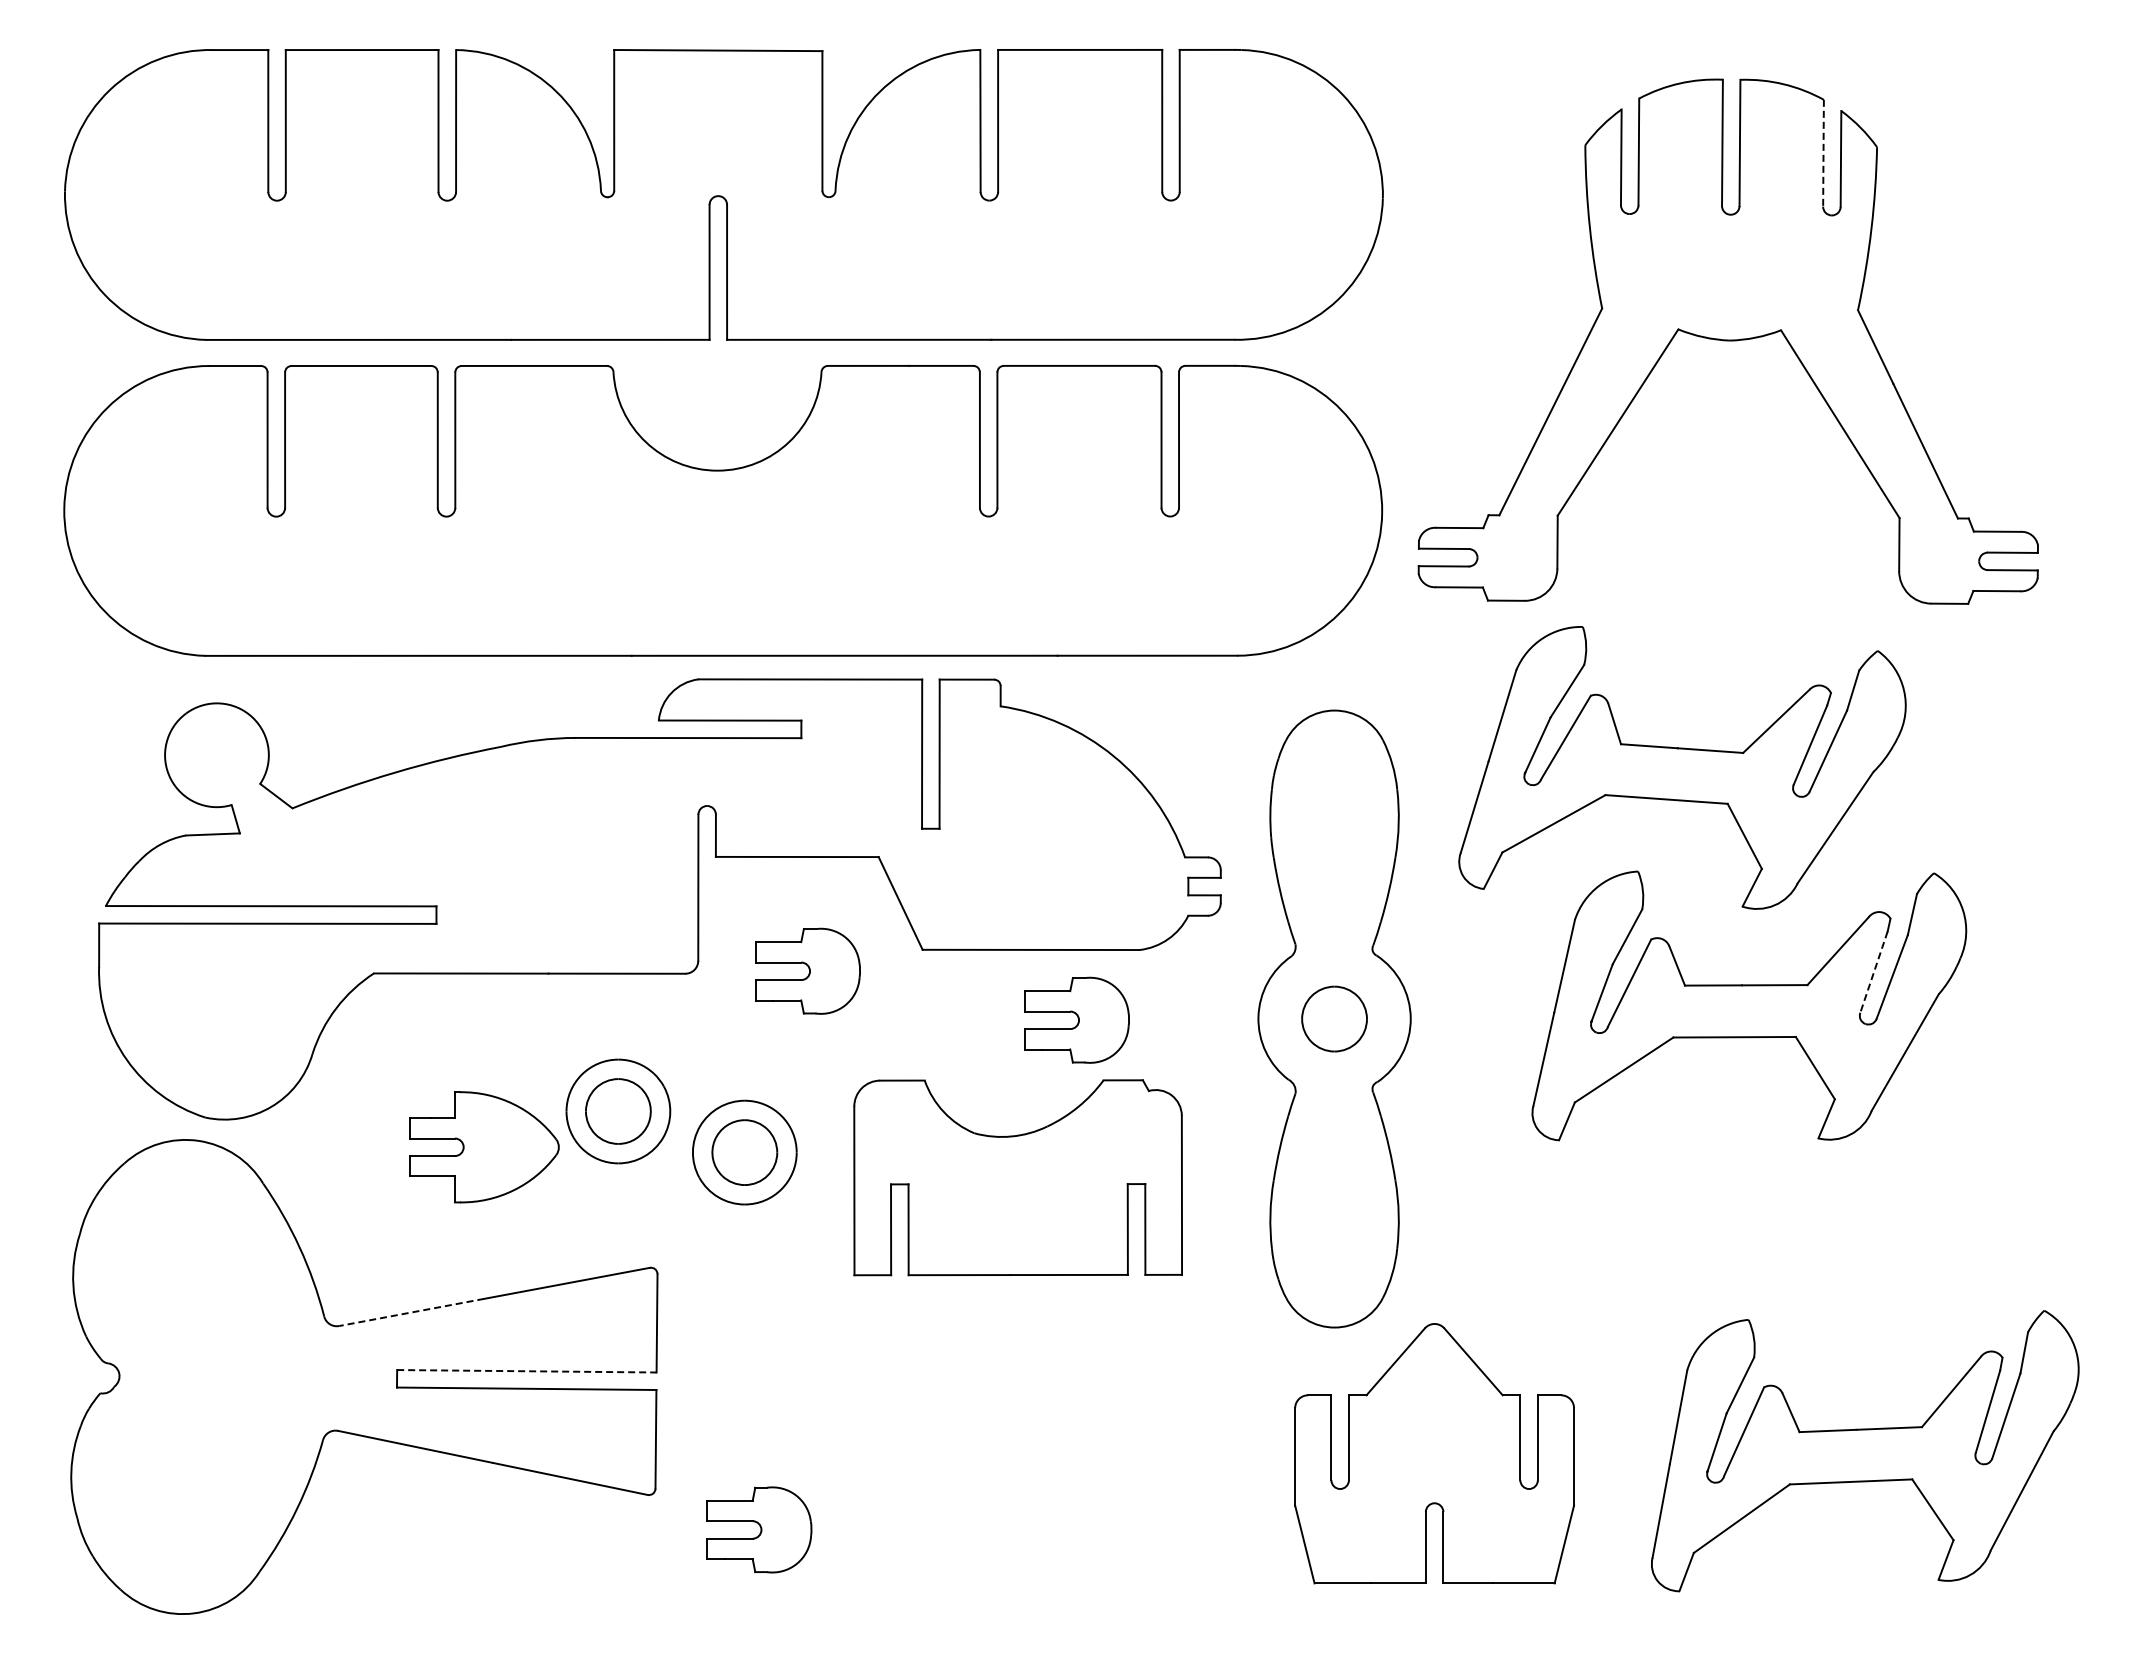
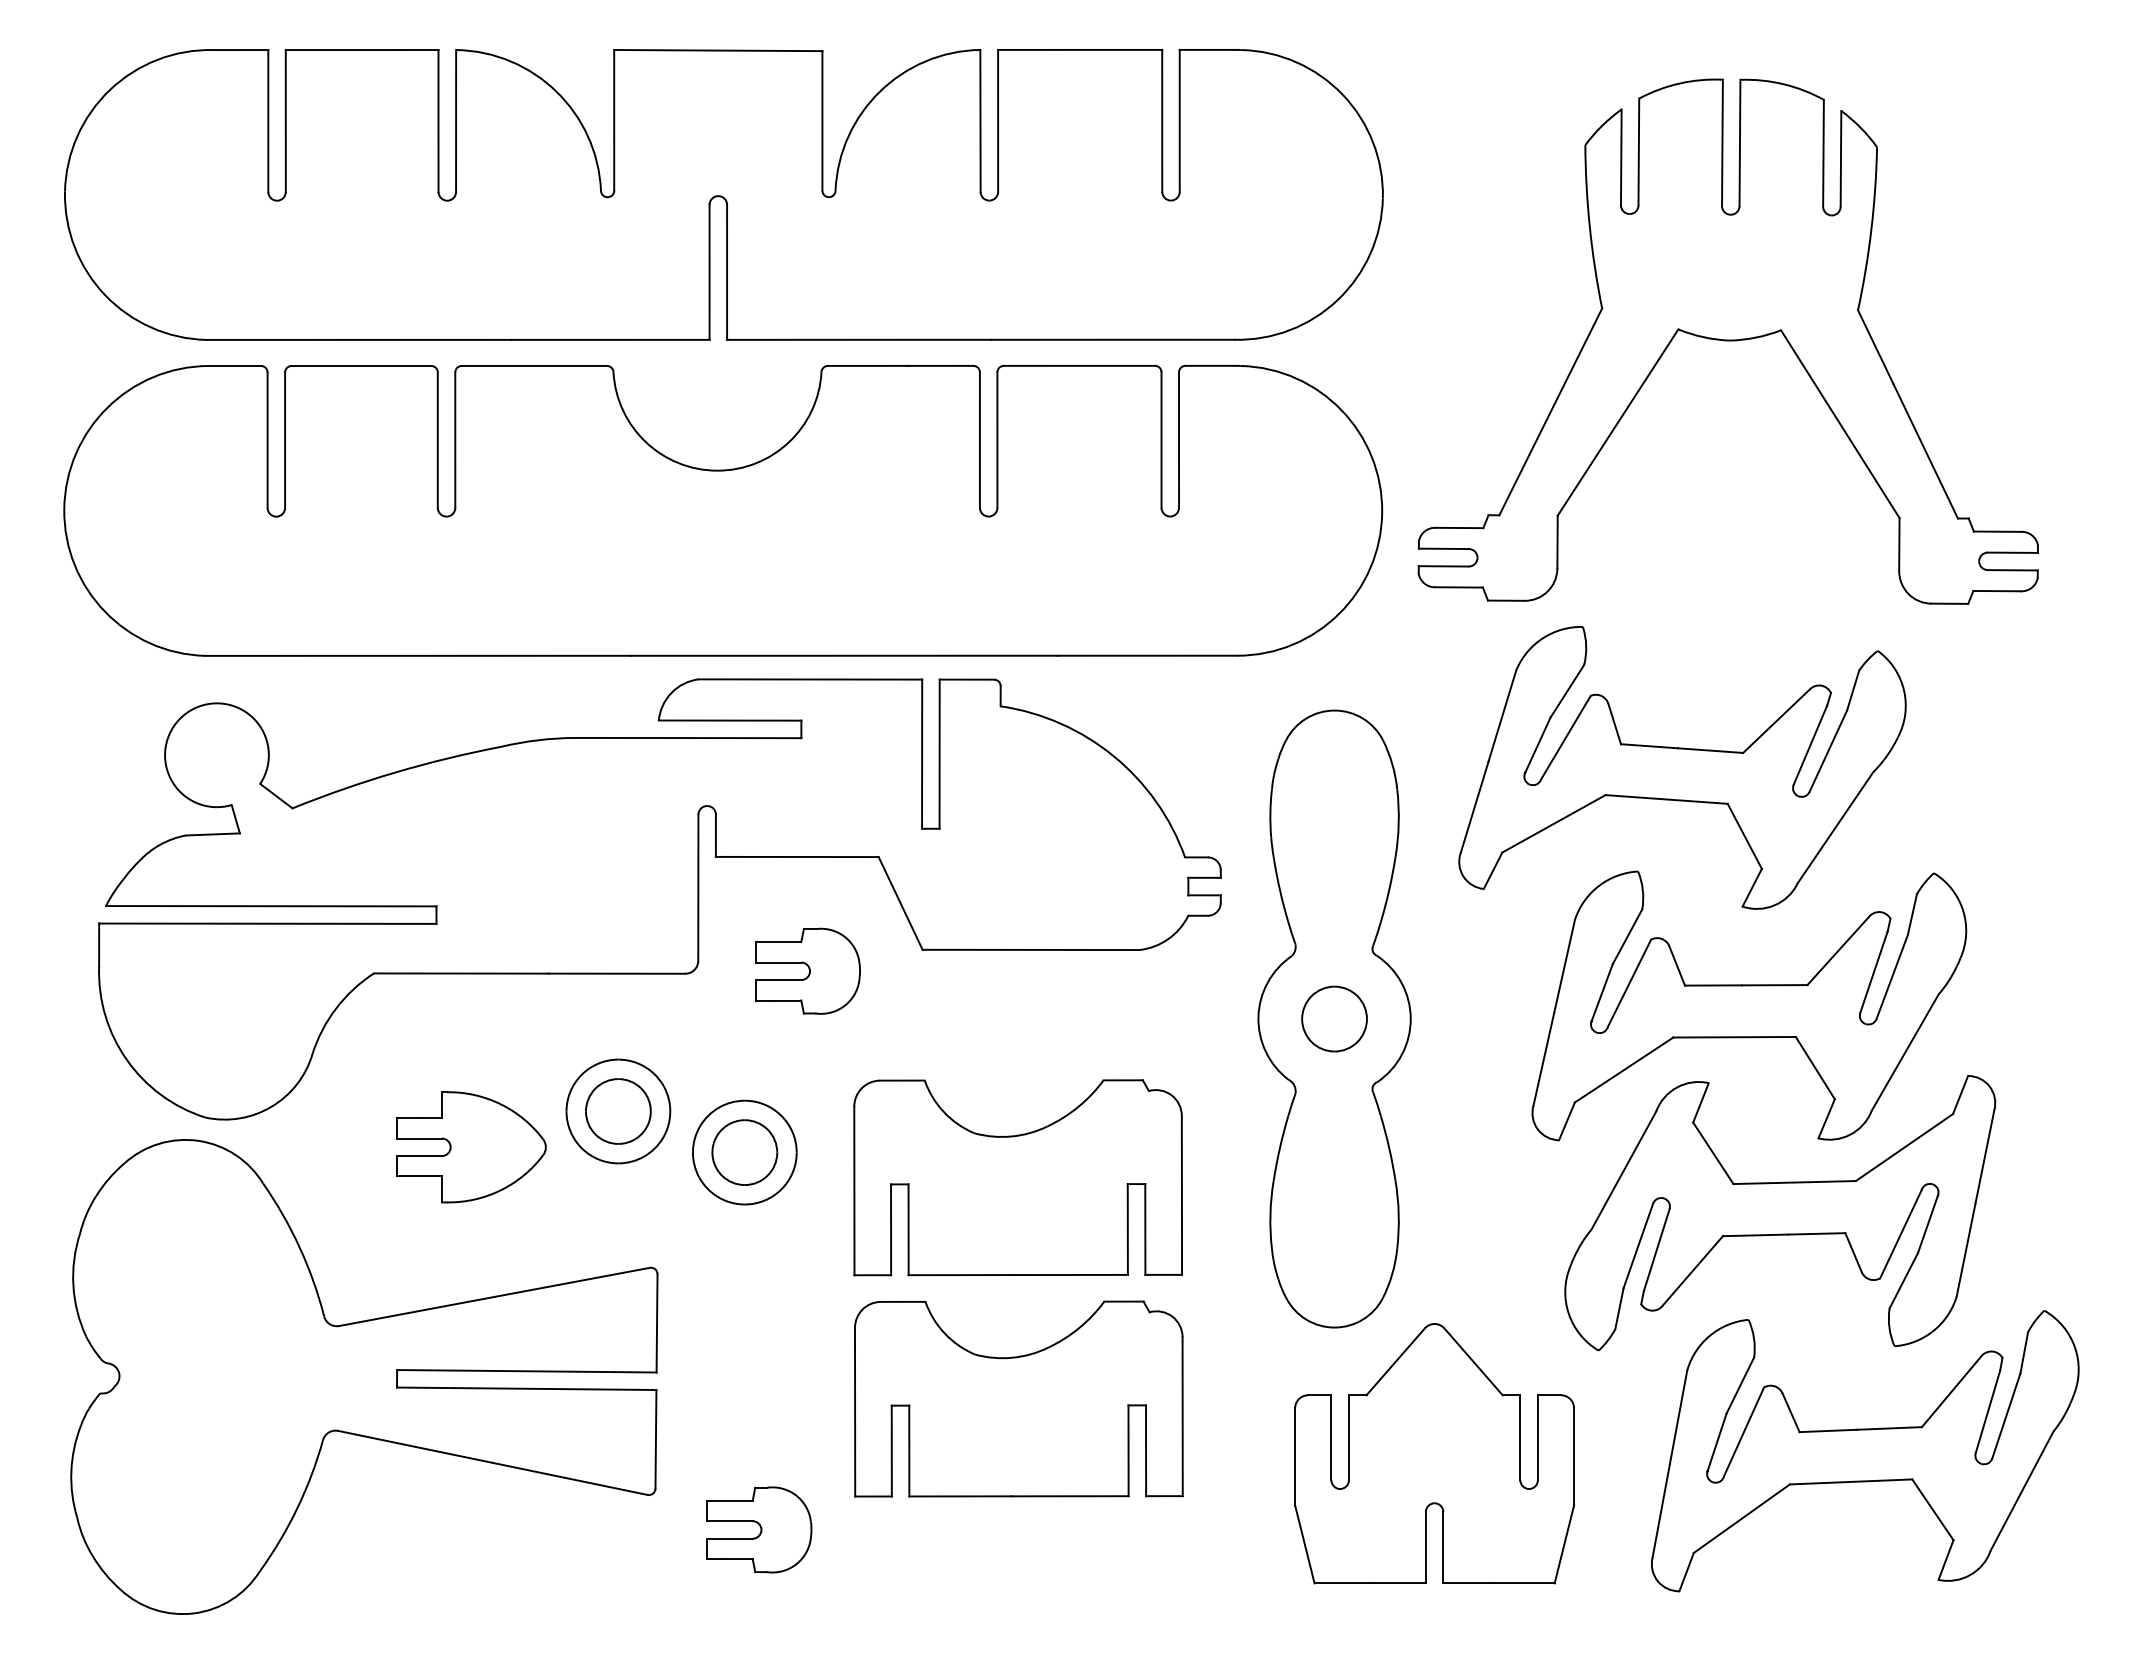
line: dashed -> solid (1823, 153)
line: dashed -> solid (1874, 972)
part: present -> none (1076, 1019)
part position: (484, 1147) -> (471, 1147) (471, 1147)
part: none -> present (1780, 1213)
line: dashed -> solid (411, 1312)
line: dashed -> solid (526, 1371)
part: none -> present (1018, 1398)
